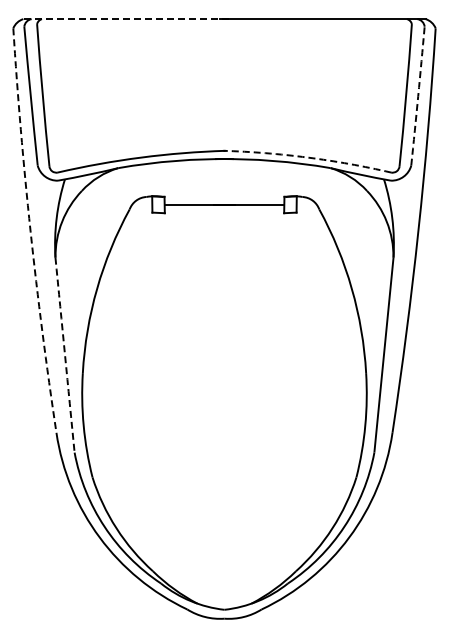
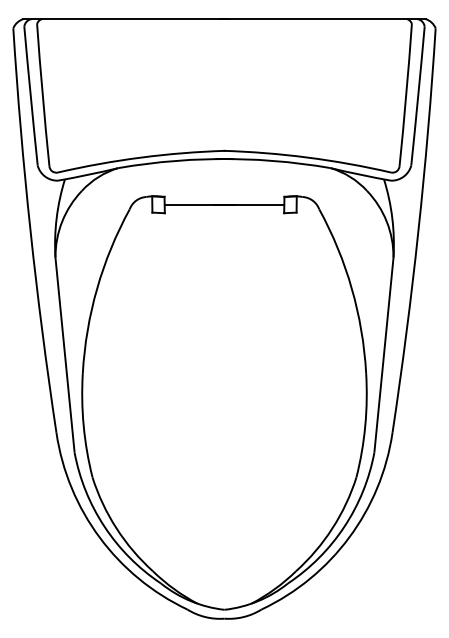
line: dashed -> solid (126, 19)
arc: dashed -> solid (418, 96)
arc: dashed -> solid (307, 157)
arc: dashed -> solid (30, 231)
arc: dashed -> solid (65, 355)
